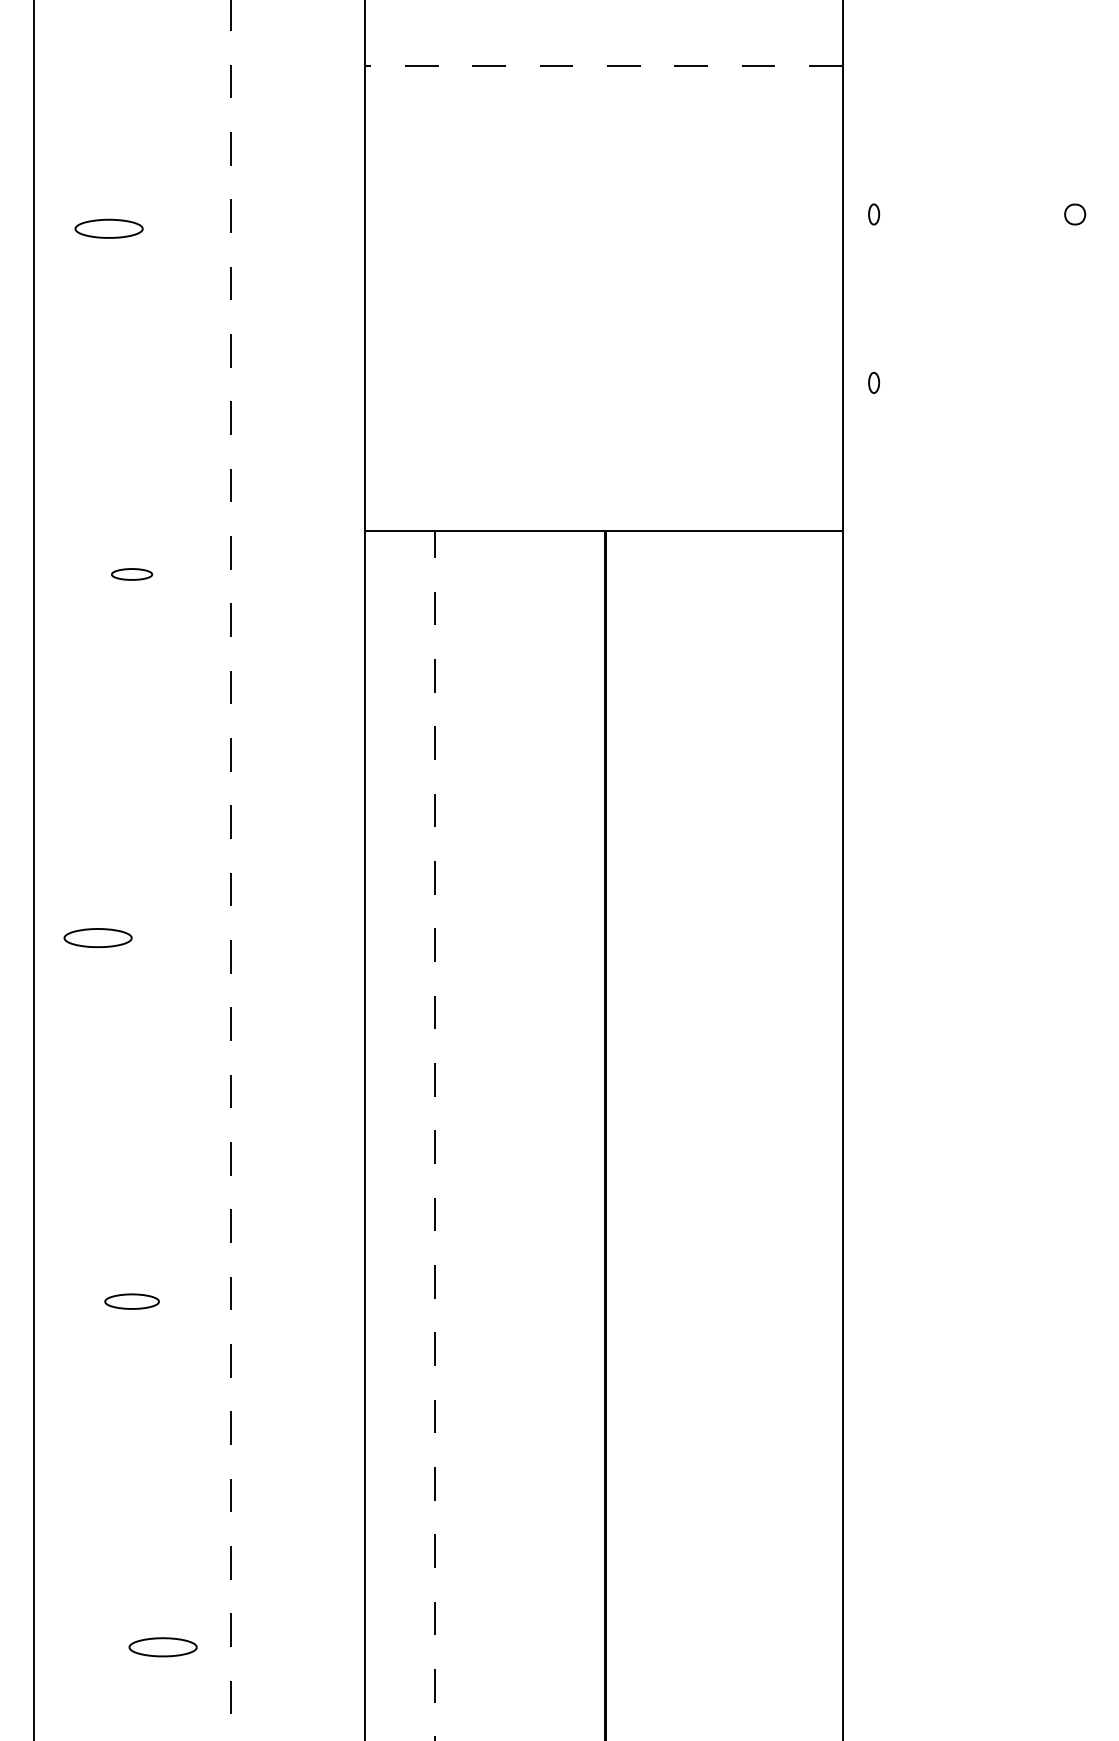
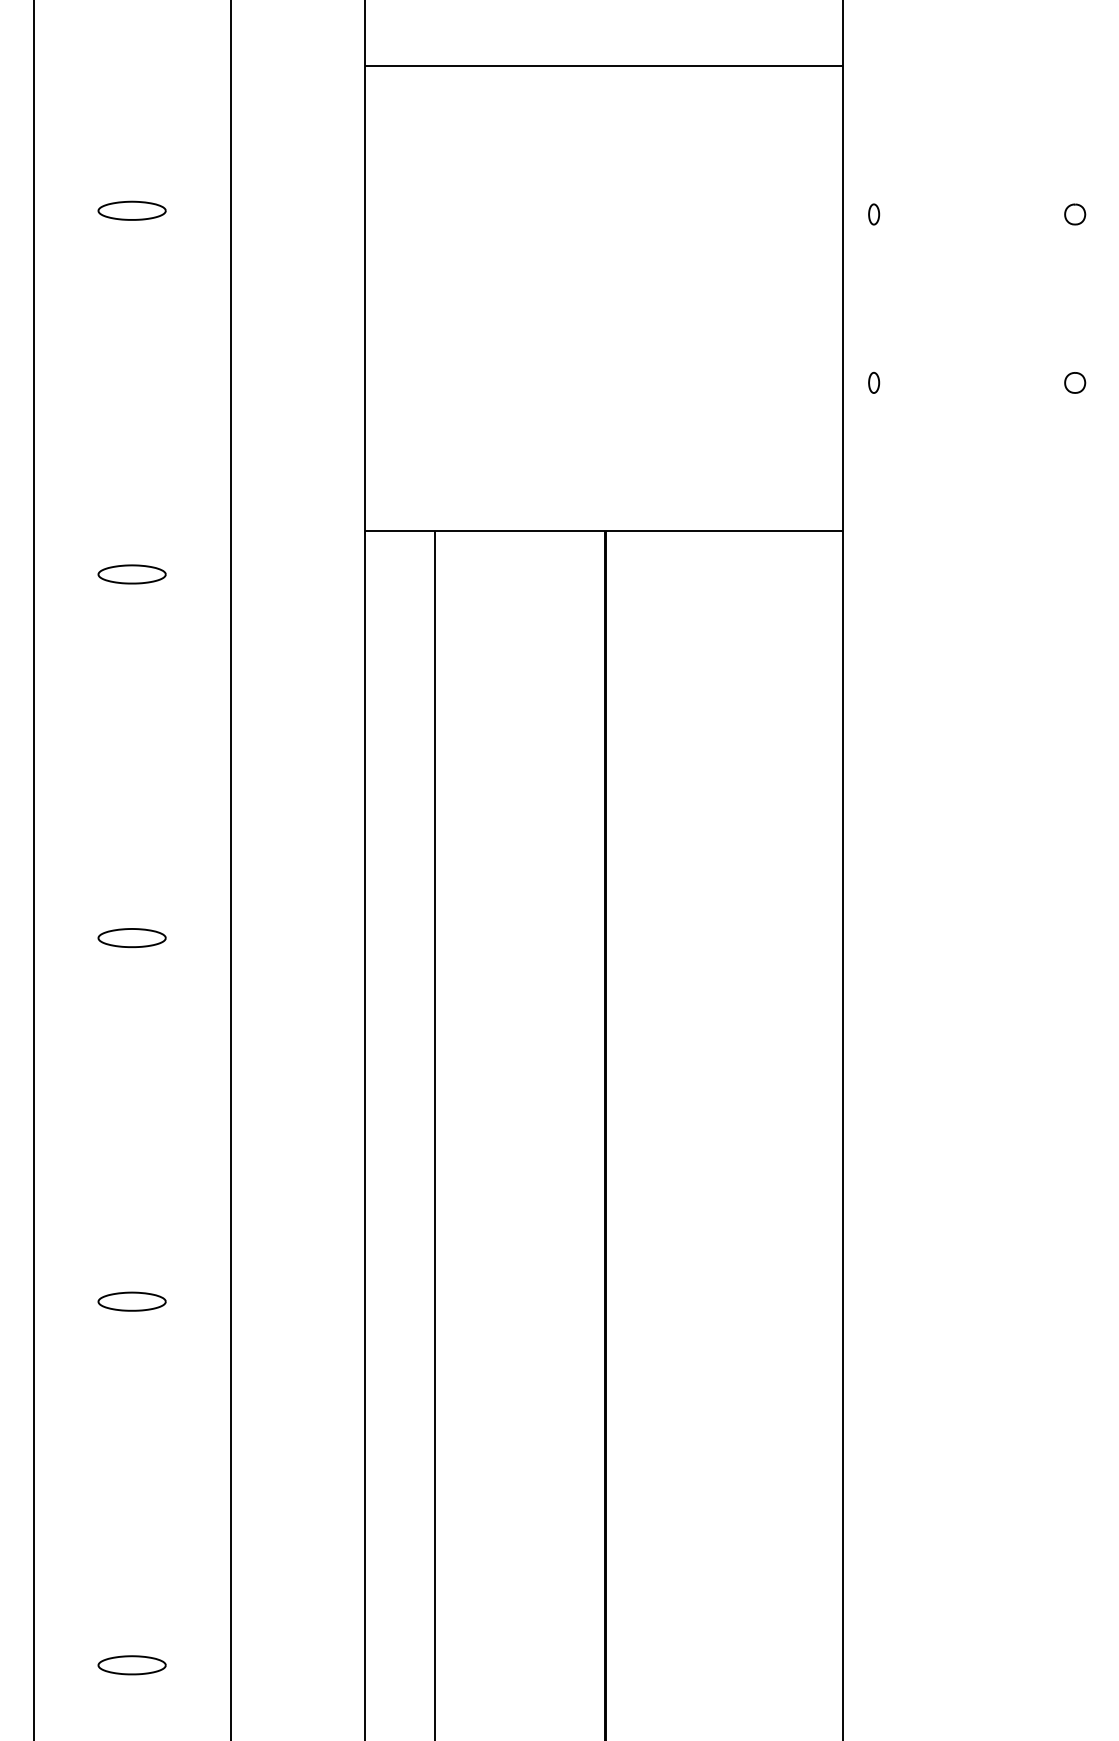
line: dashed -> solid (603, 66)
part position: (108, 228) -> (131, 210) (131, 210)
part: none -> present (1075, 382)
part size: 43x13 px -> 70x21 px (131, 574)
line: dashed -> solid (230, 870)
part position: (97, 937) -> (131, 937) (131, 937)
line: dashed -> solid (435, 1135)
part size: 56x17 px -> 70x21 px (131, 1301)
part position: (162, 1647) -> (131, 1665) (131, 1665)
